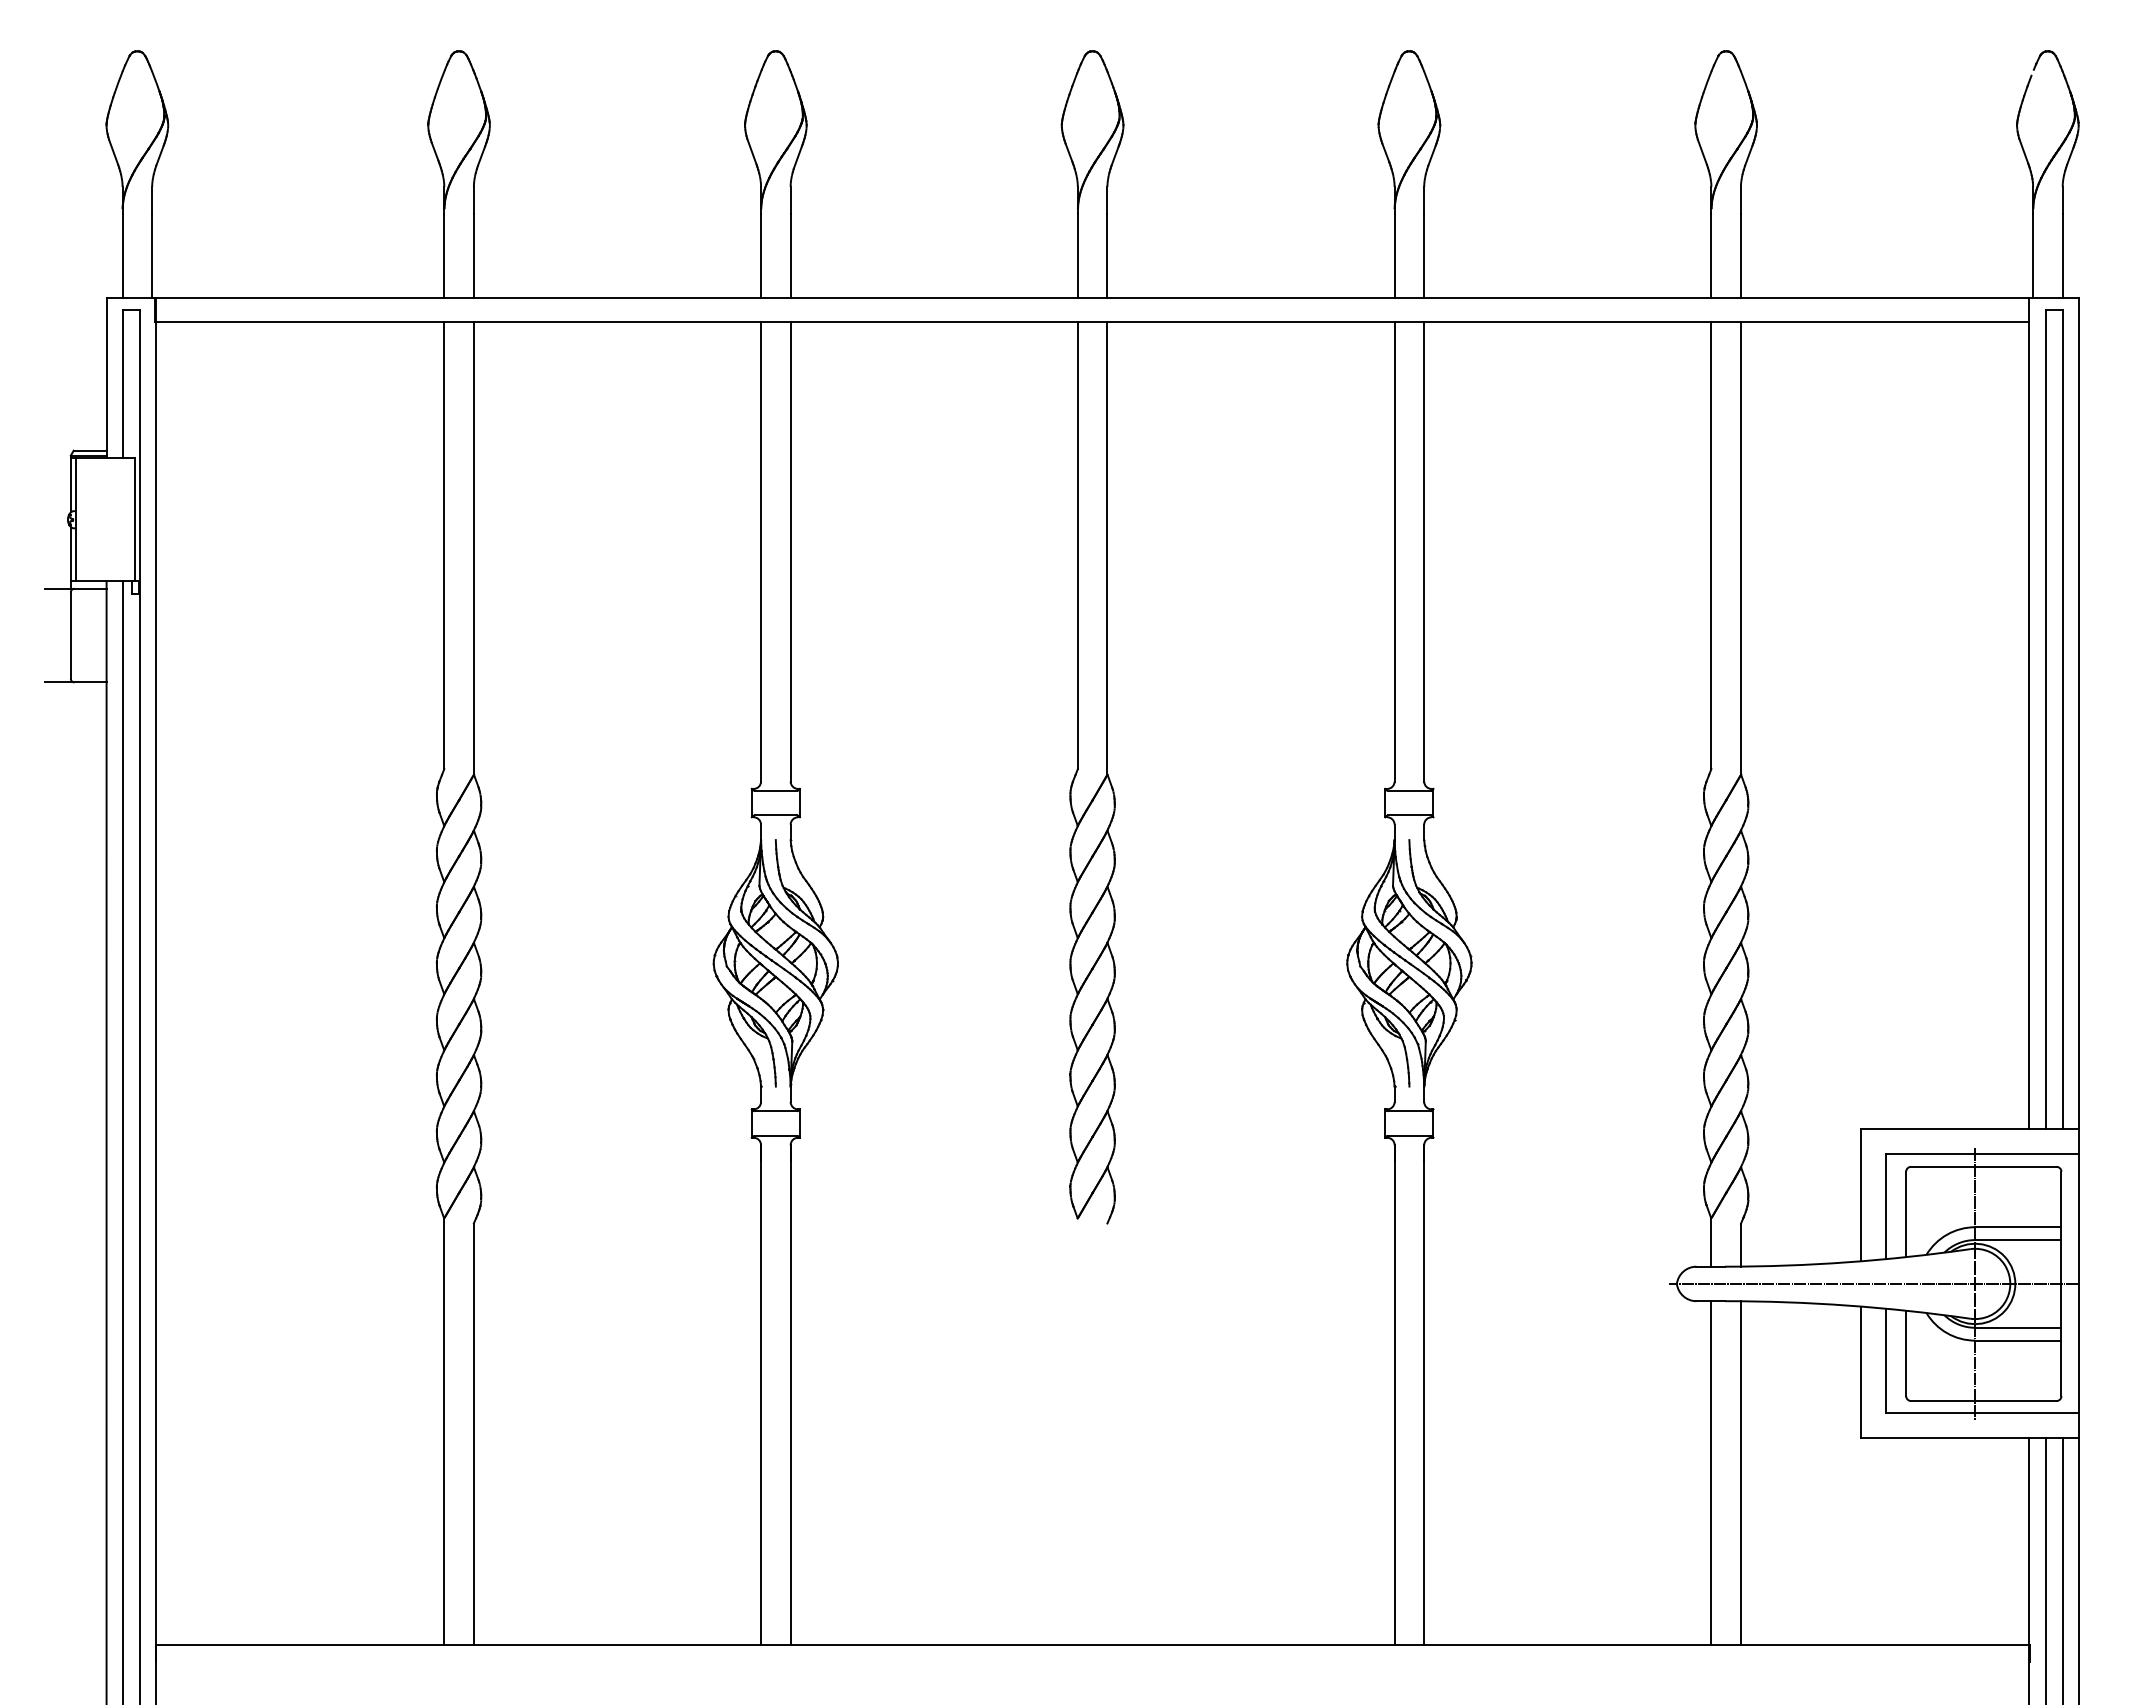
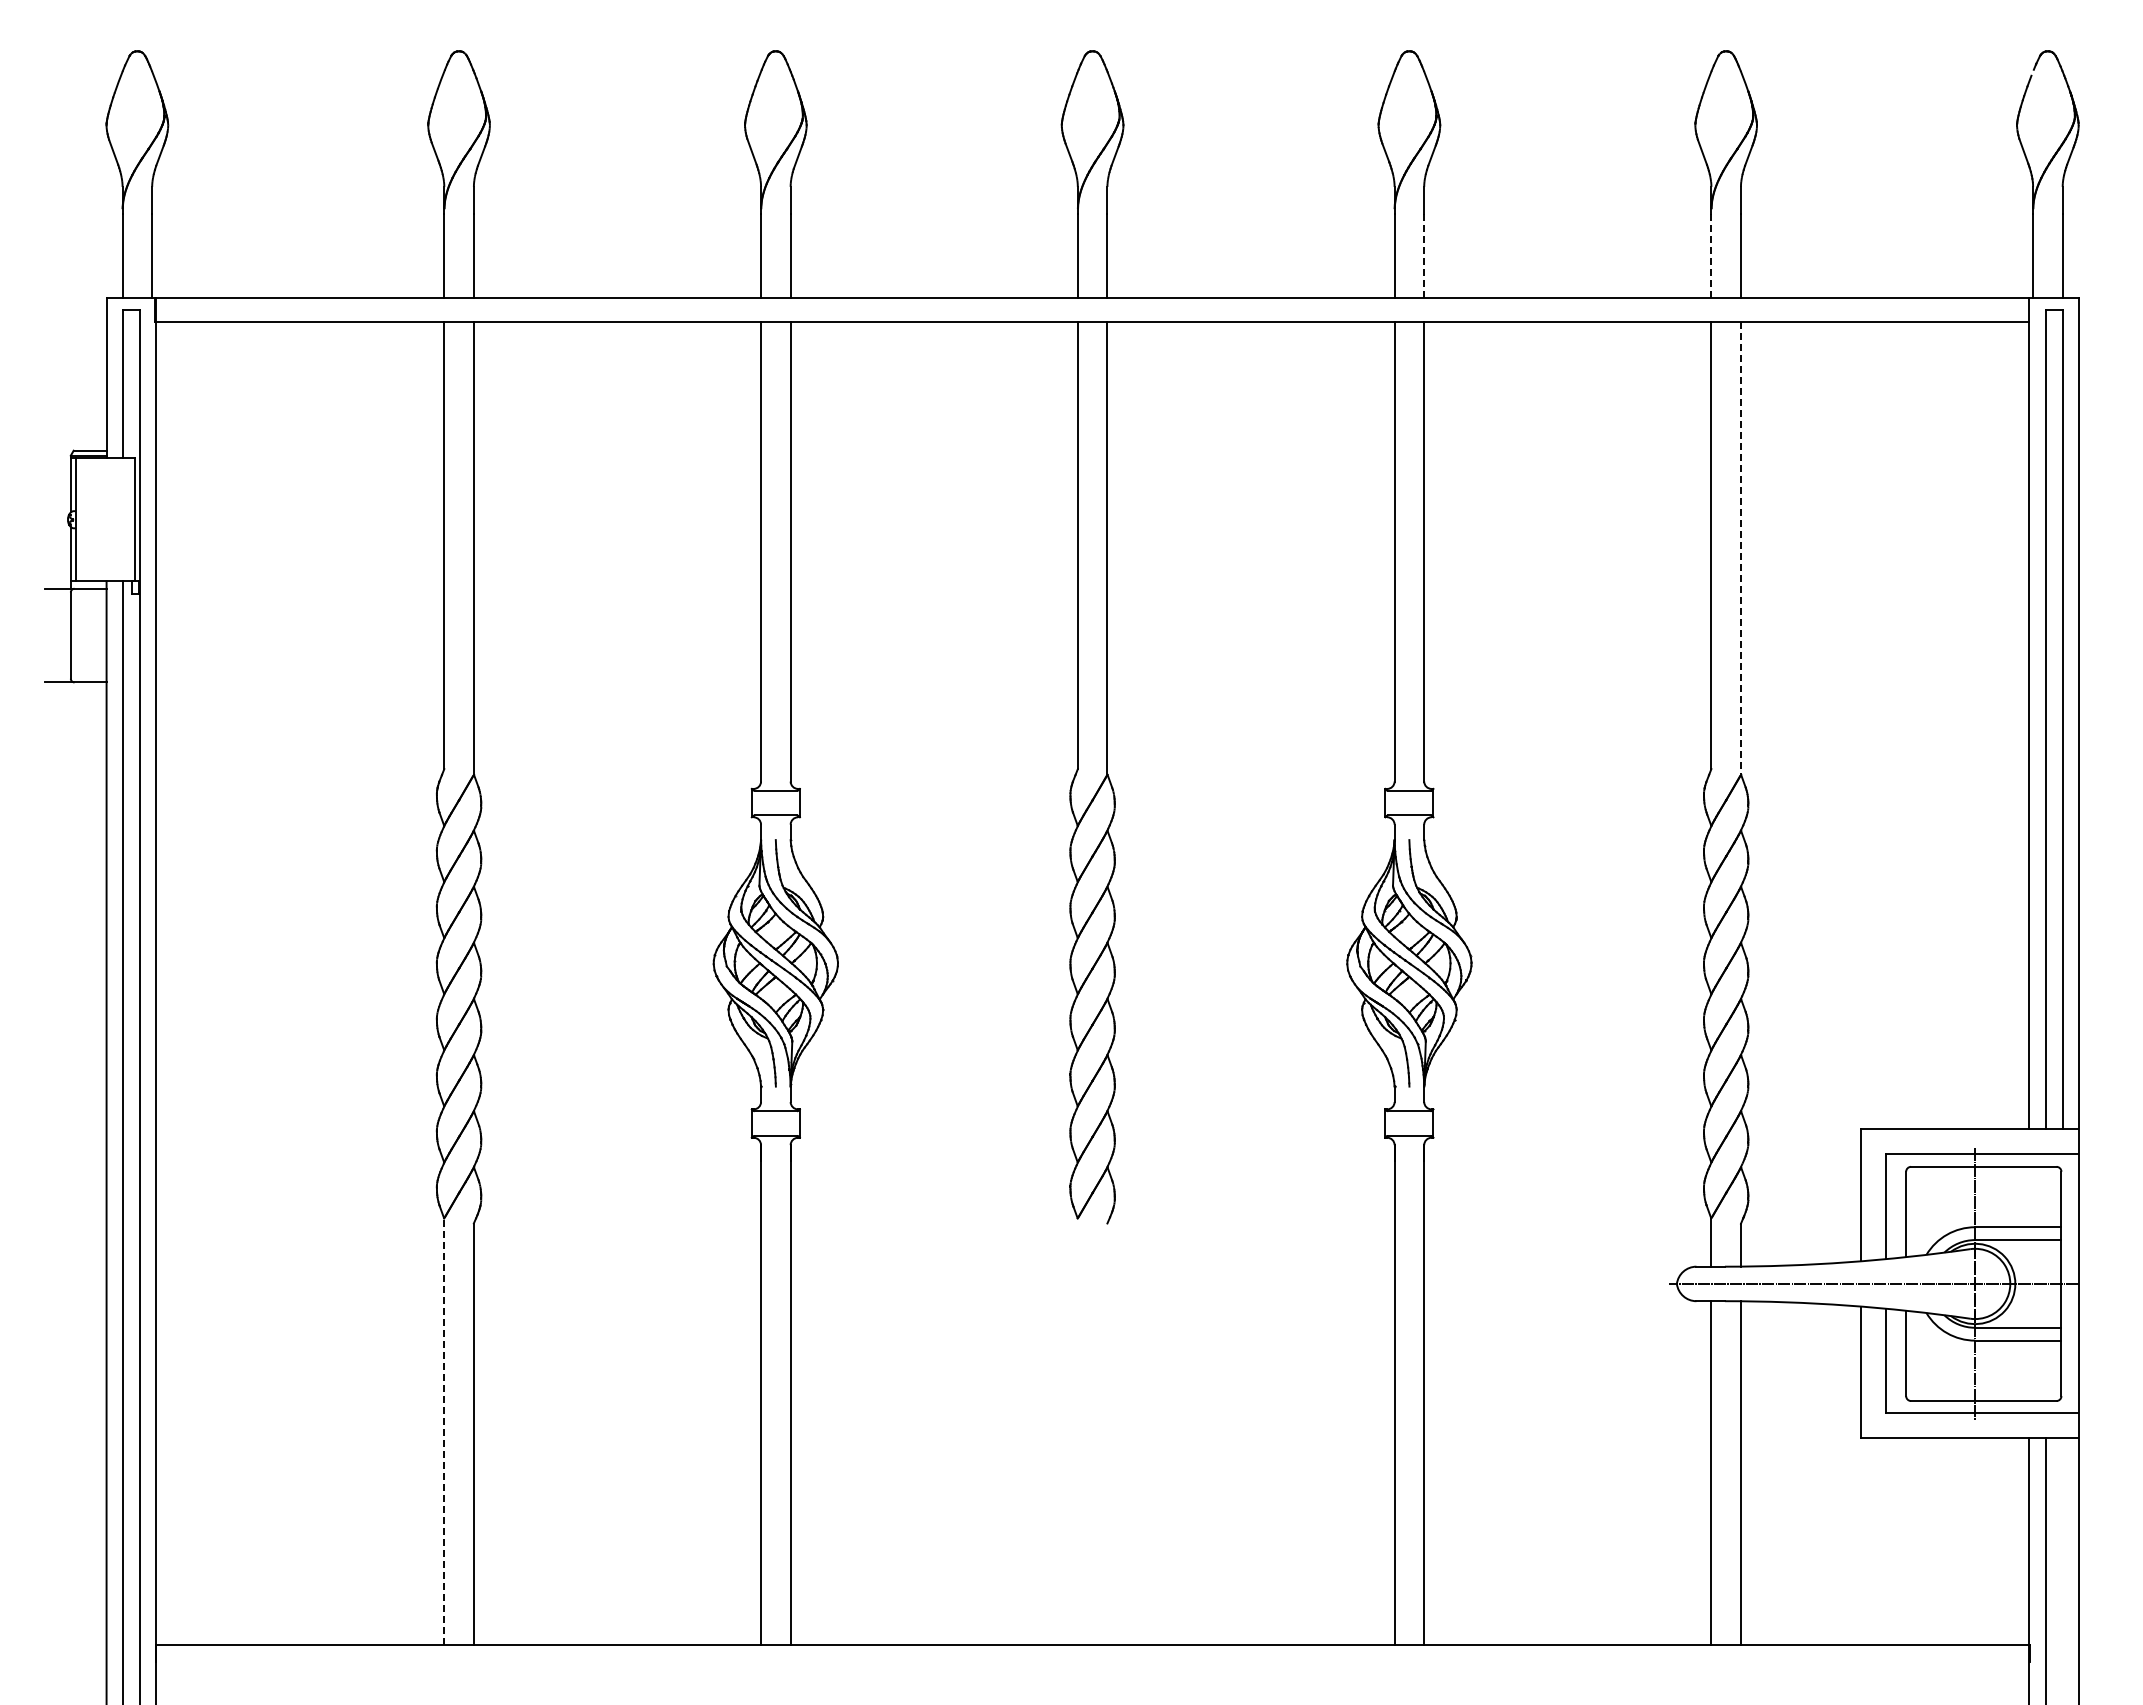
line: solid -> dashed (1424, 255)
line: solid -> dashed (1711, 255)
line: solid -> dashed (1740, 548)
line: solid -> dashed (444, 1431)
line: present -> none (2062, 1569)
